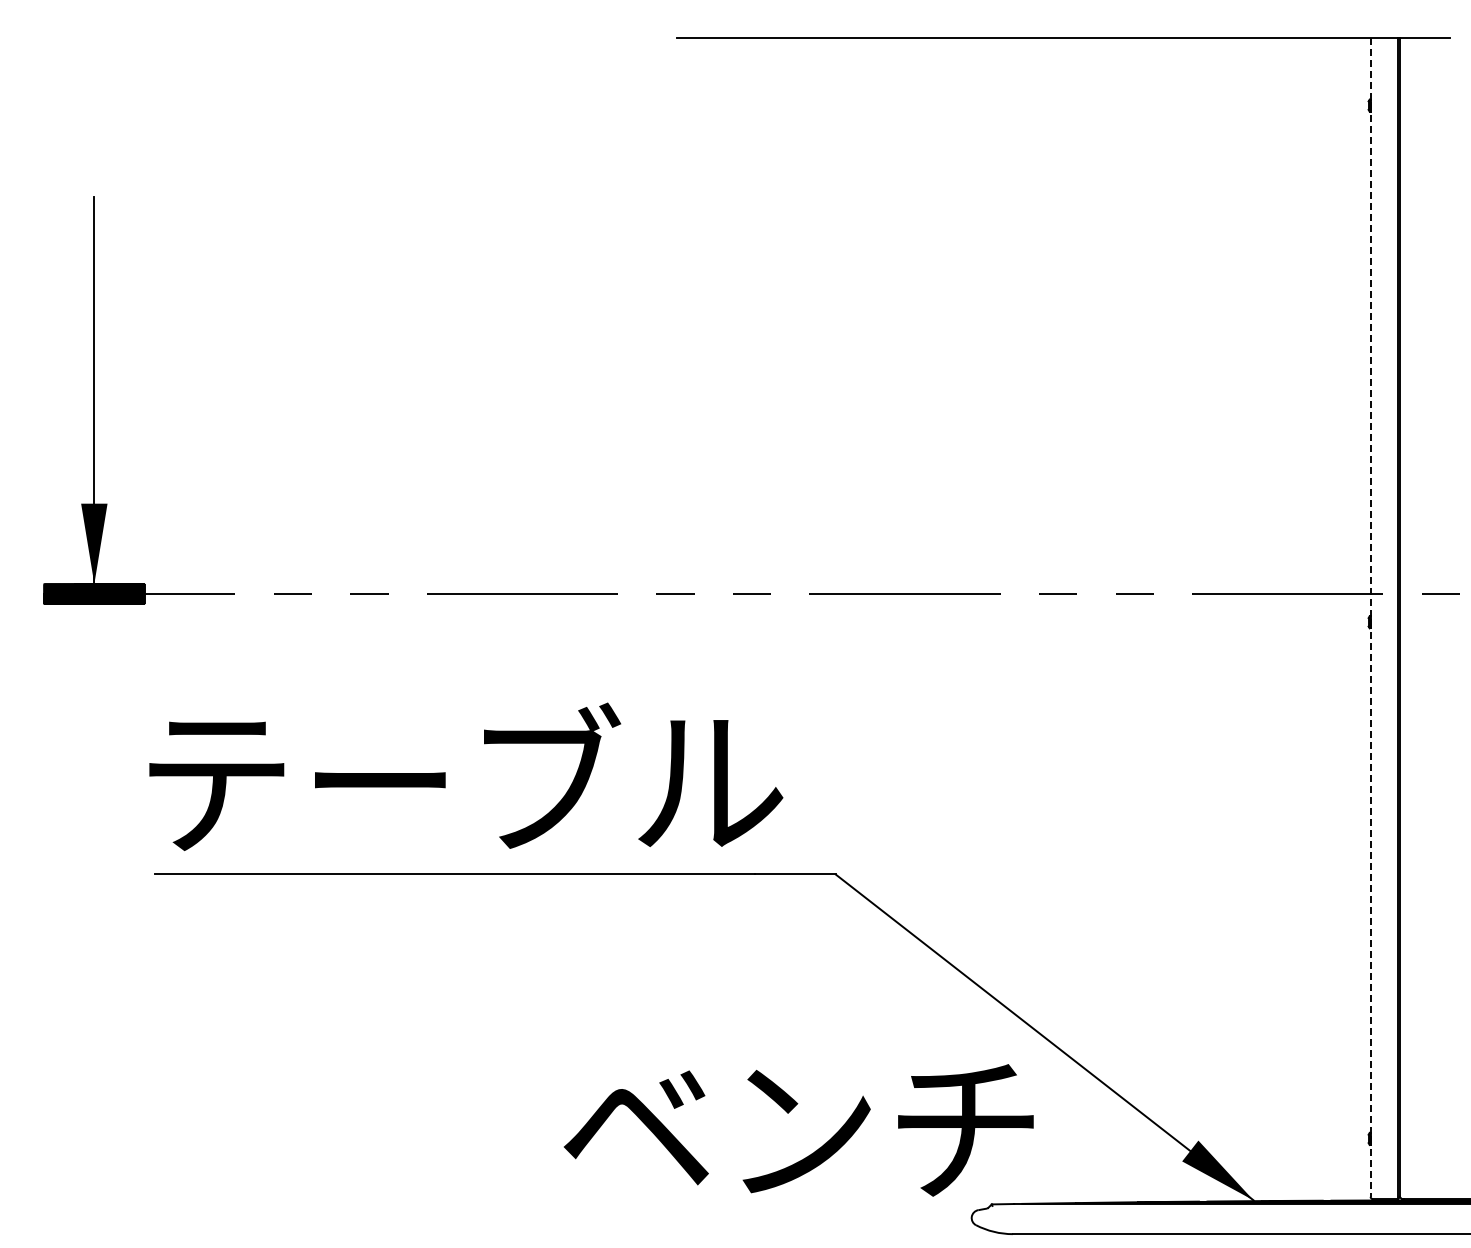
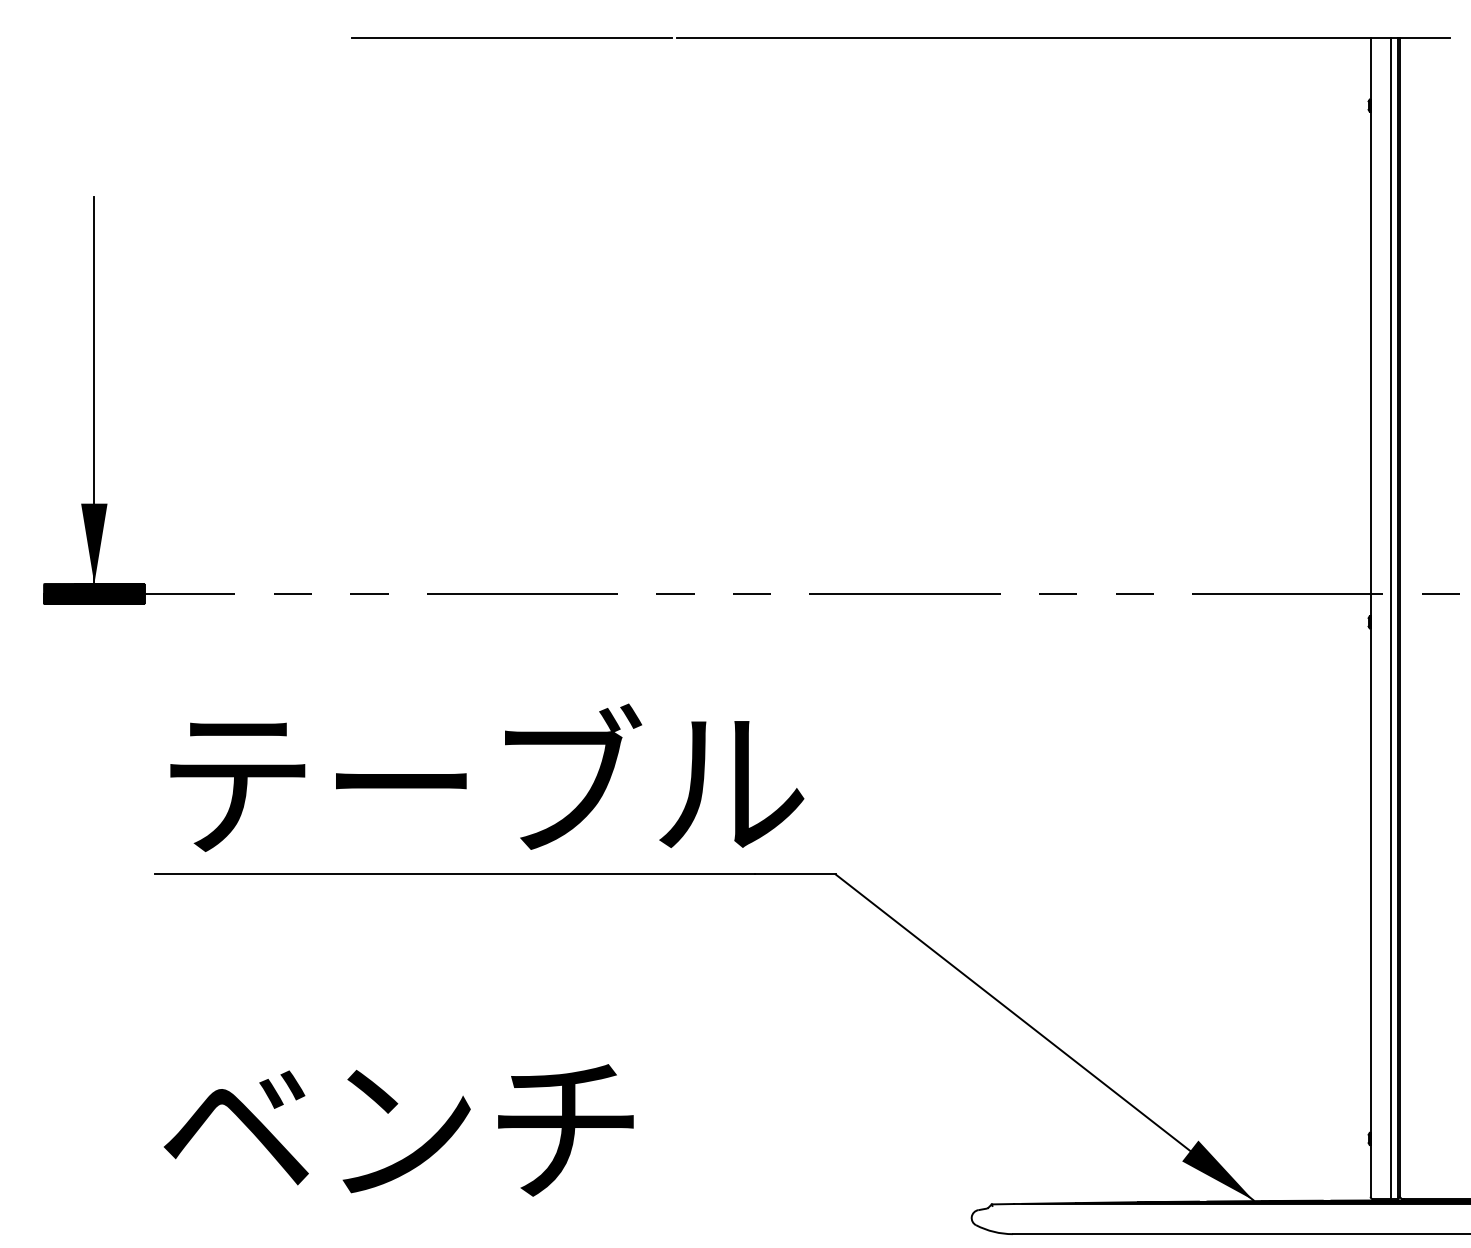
line: none -> present (511, 37)
line: dashed -> solid (1370, 617)
line: none -> present (1390, 618)
text position: (466, 776) -> (487, 777) (487, 777)
text position: (798, 1130) -> (398, 1130) (398, 1130)
